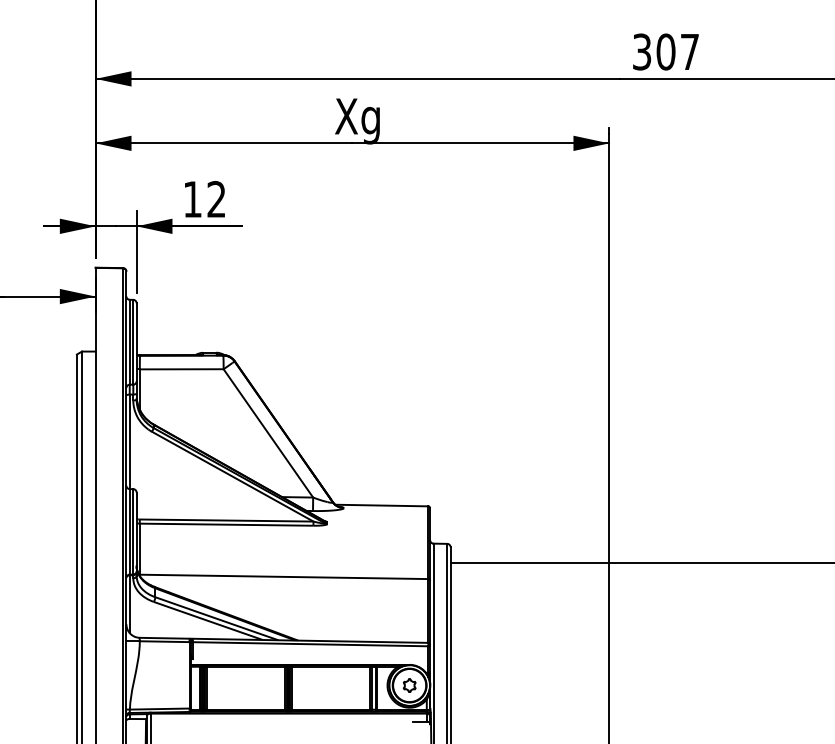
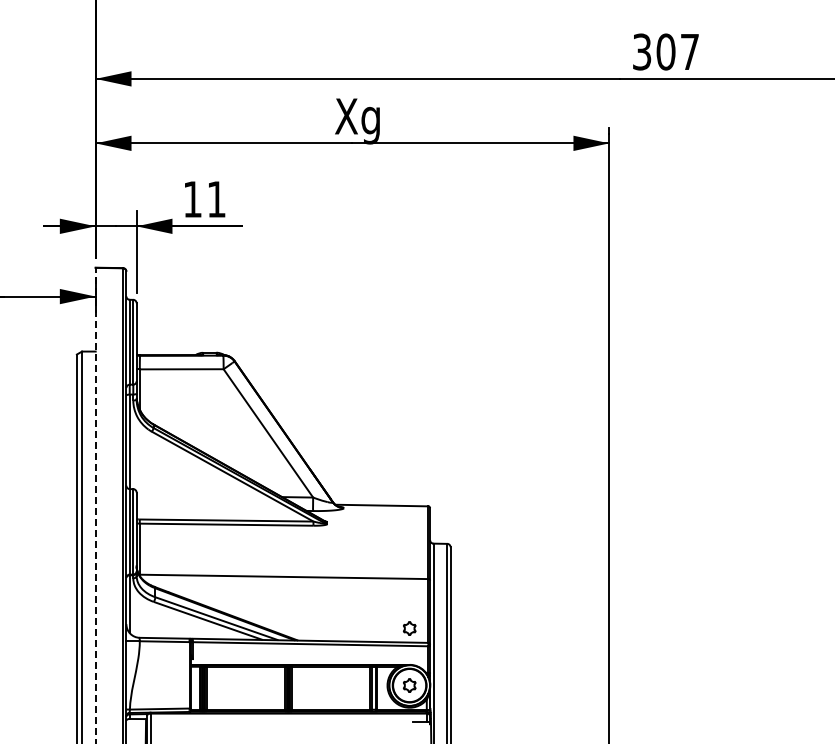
text: 12 -> 11 (216, 199)
line: solid -> dashed (95, 505)
line: present -> none (640, 562)
part: none -> present (409, 628)
